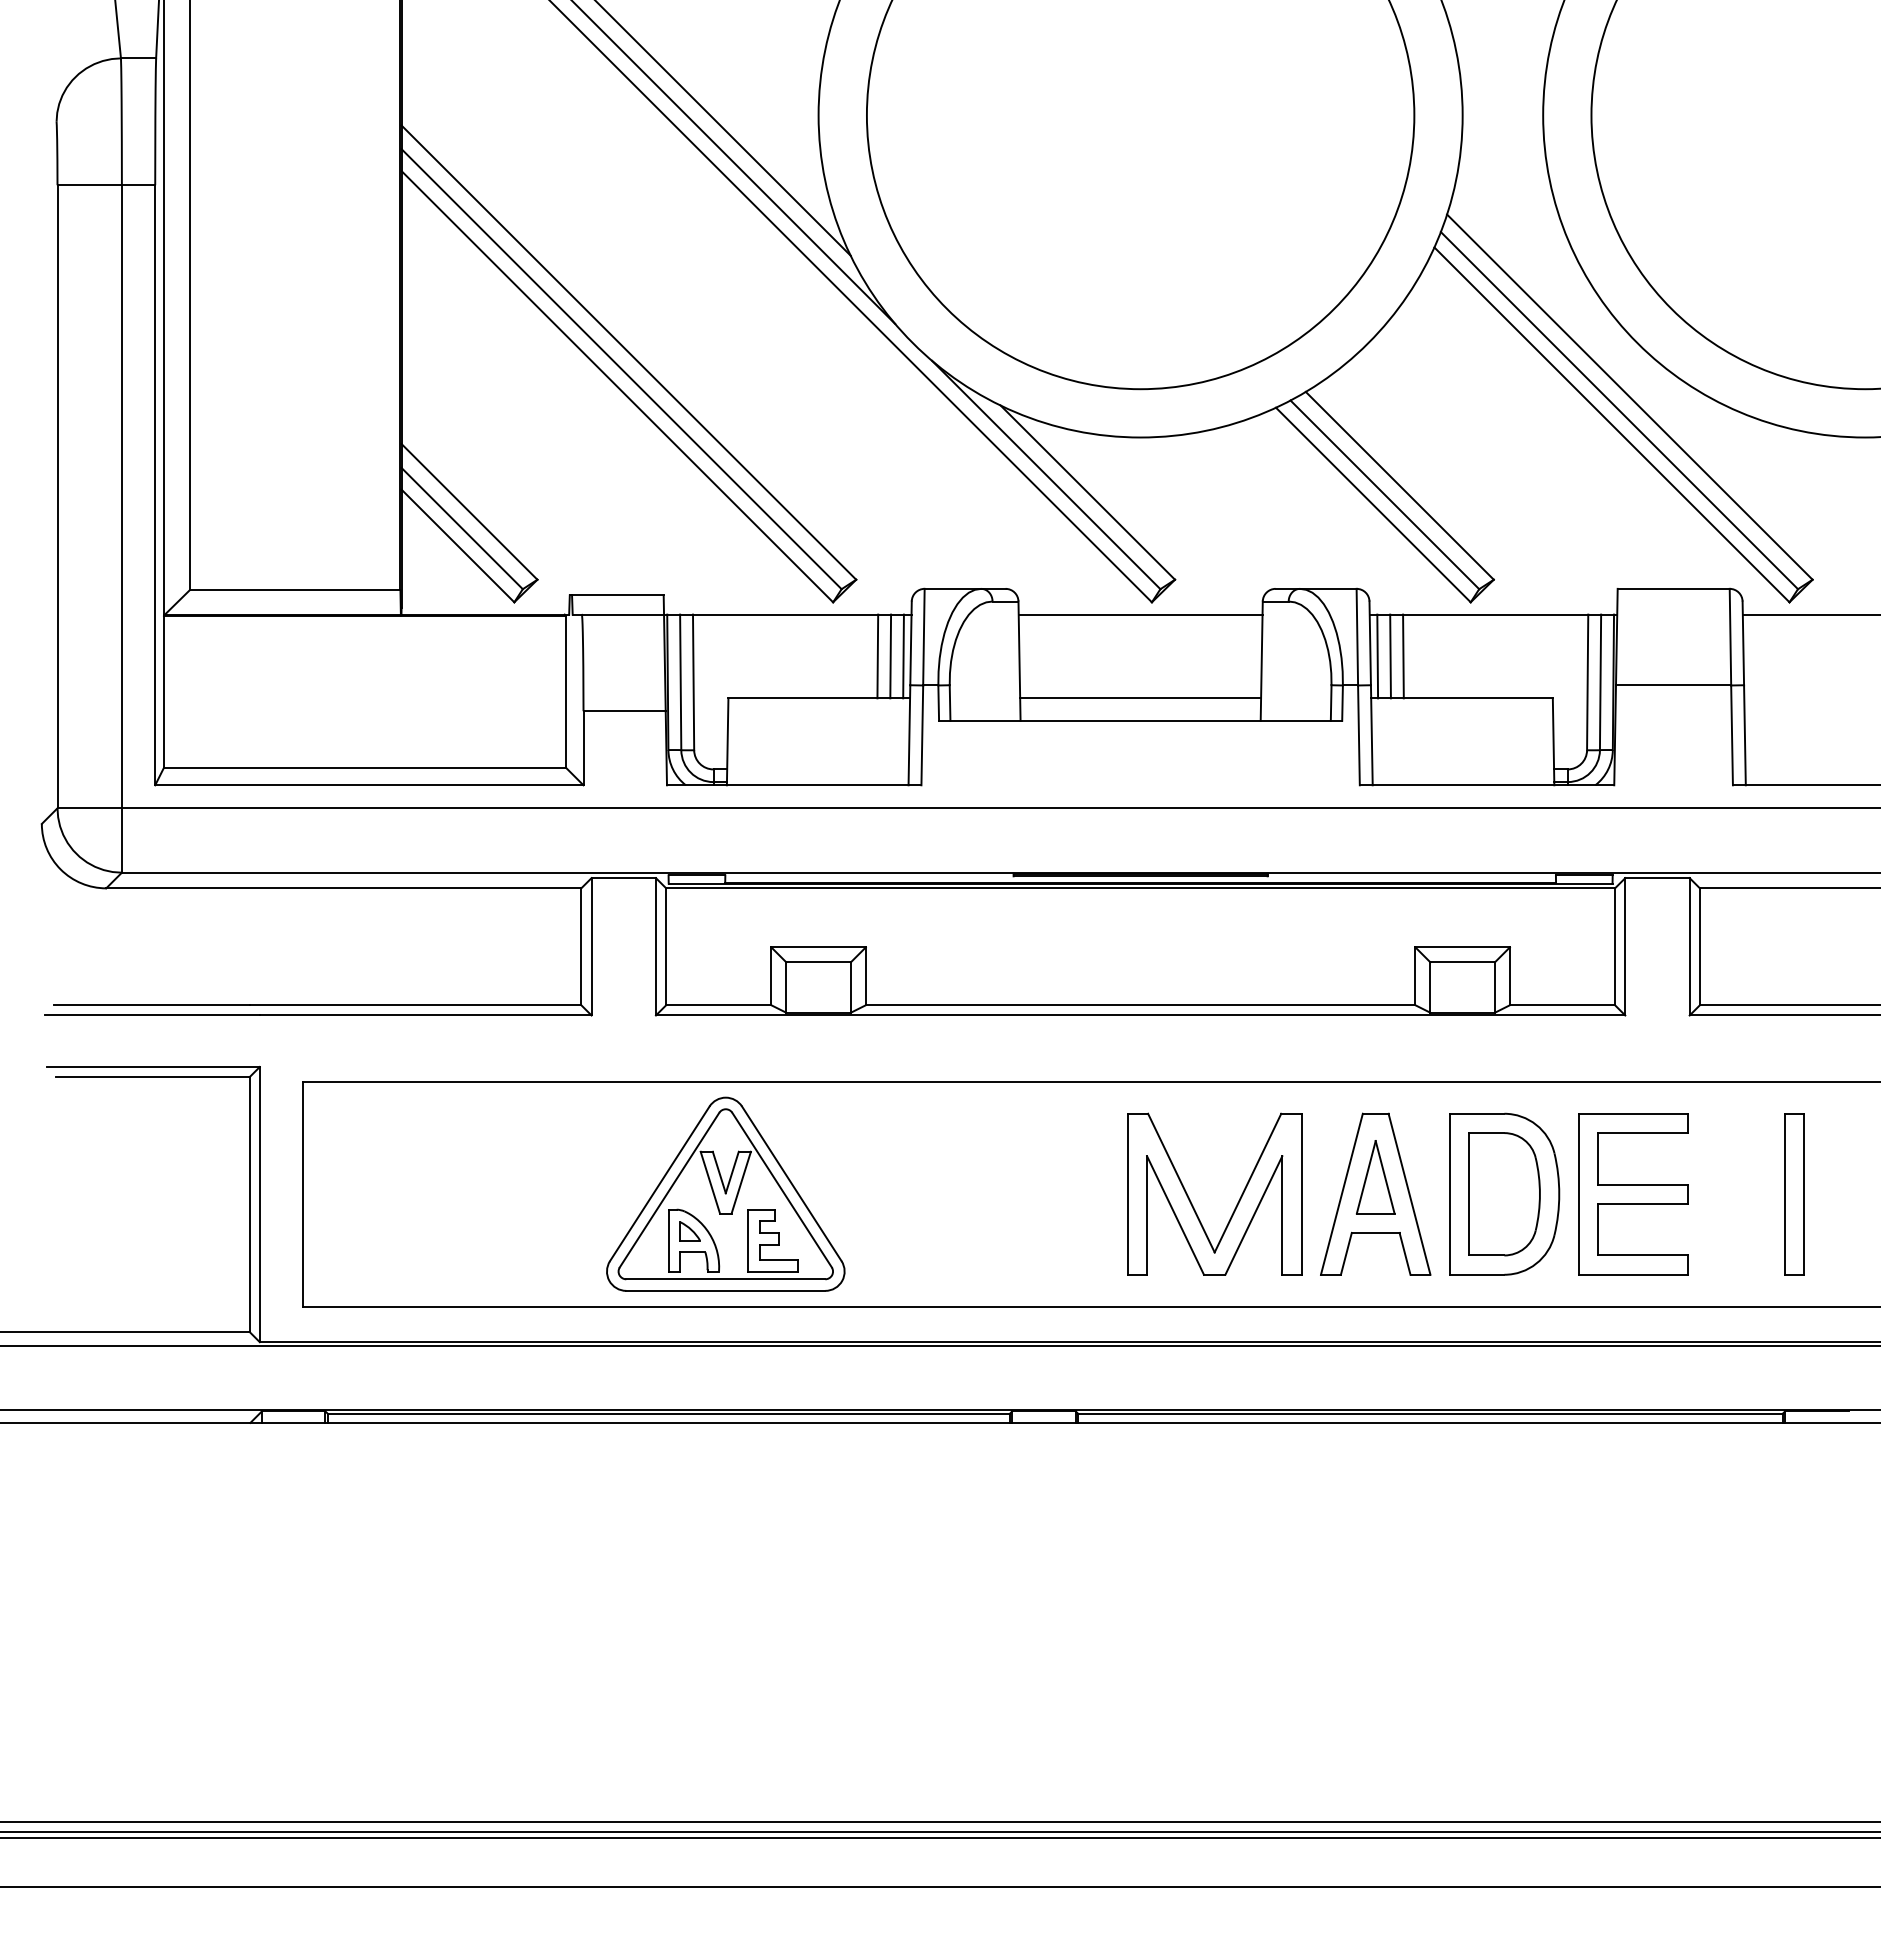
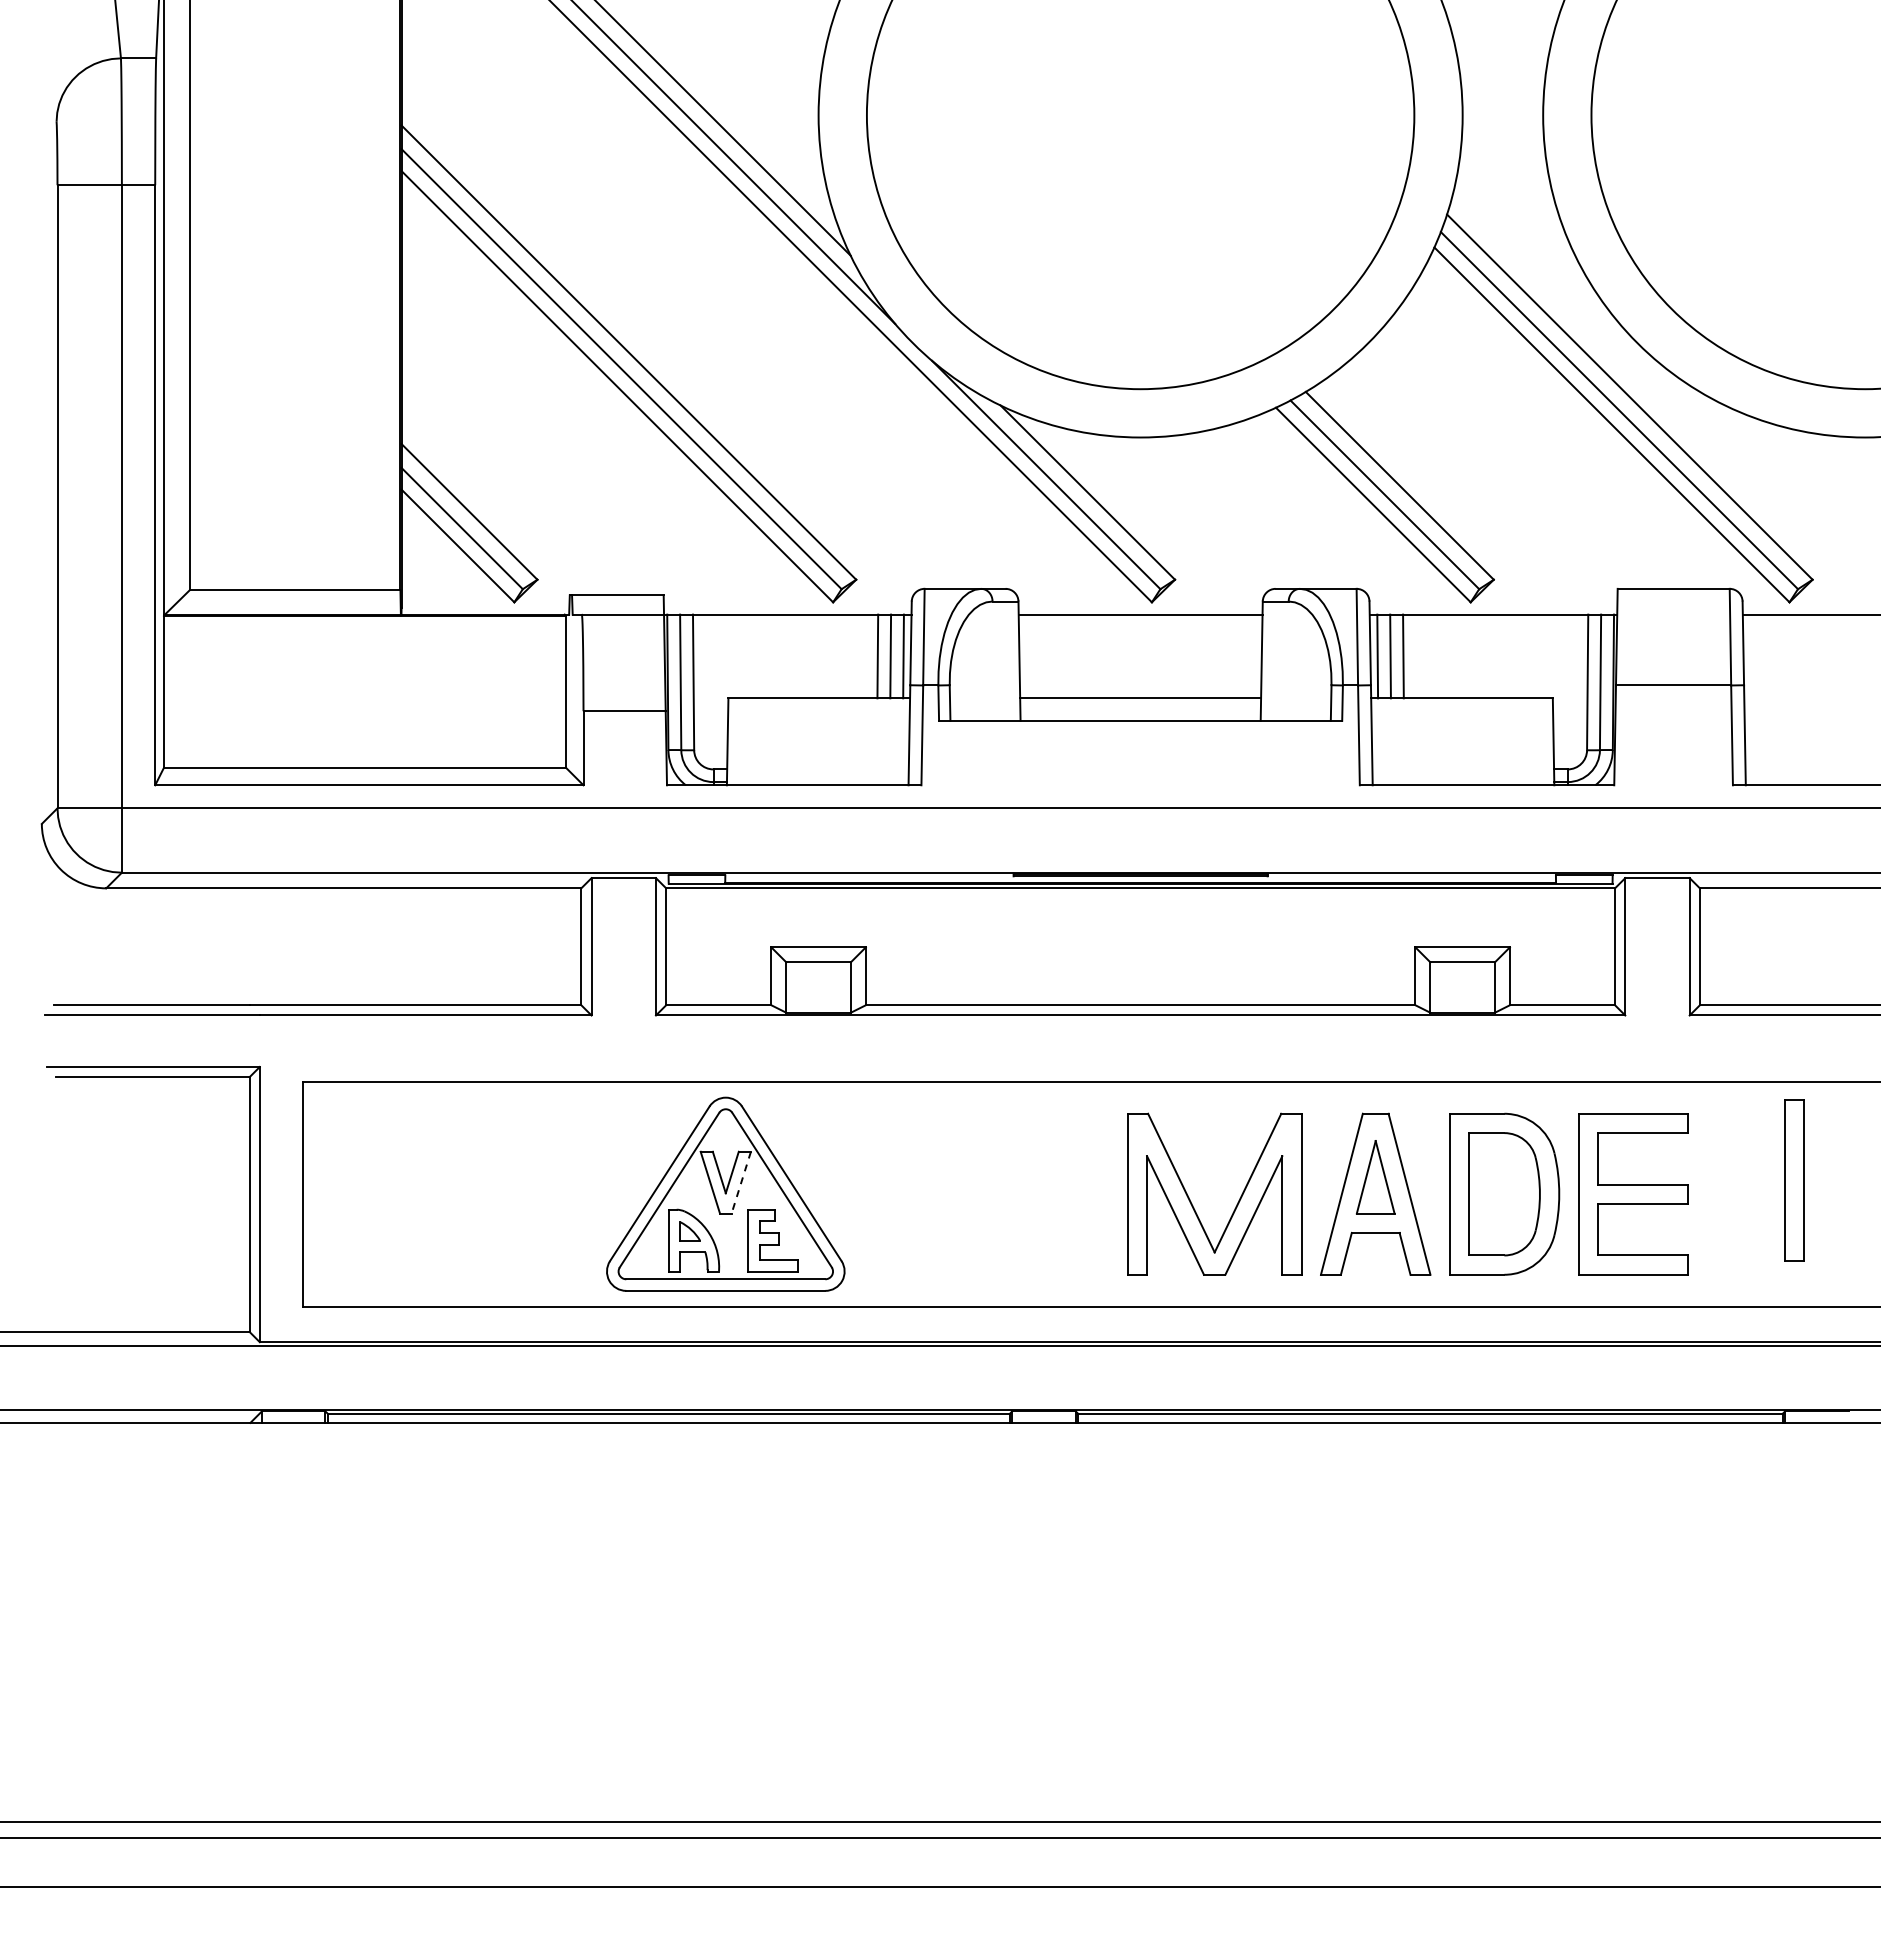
line: solid -> dashed (741, 1183)
part position: (1794, 1194) -> (1794, 1180) (1794, 1180)
line: present -> none (939, 1831)
